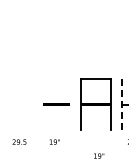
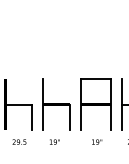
part: none -> present (18, 104)
line: none -> present (43, 104)
line: dashed -> solid (121, 104)
line: none -> present (69, 116)
text position: (99, 155) -> (97, 141) (97, 141)
